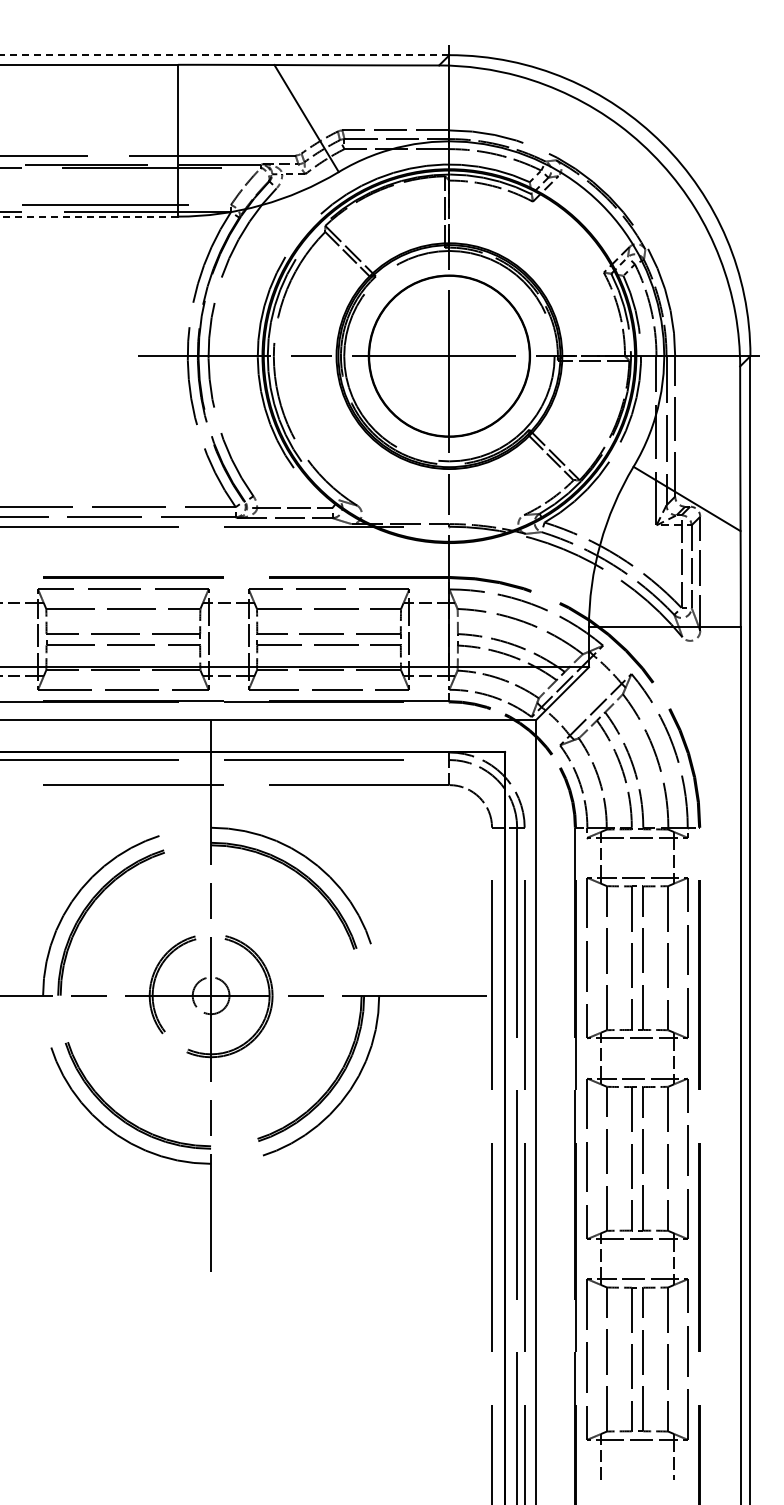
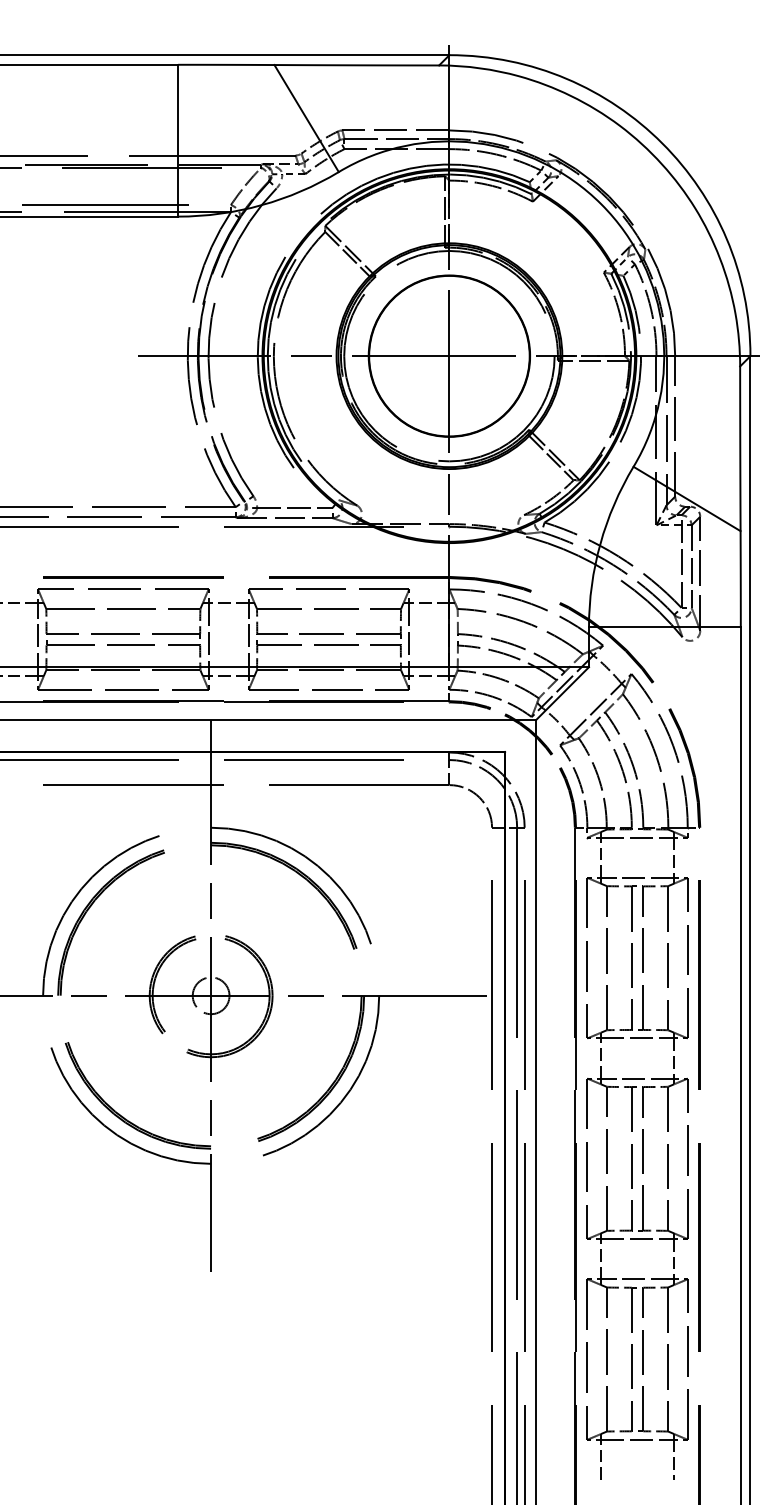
line: dashed -> solid (224, 55)
line: dashed -> solid (89, 216)
